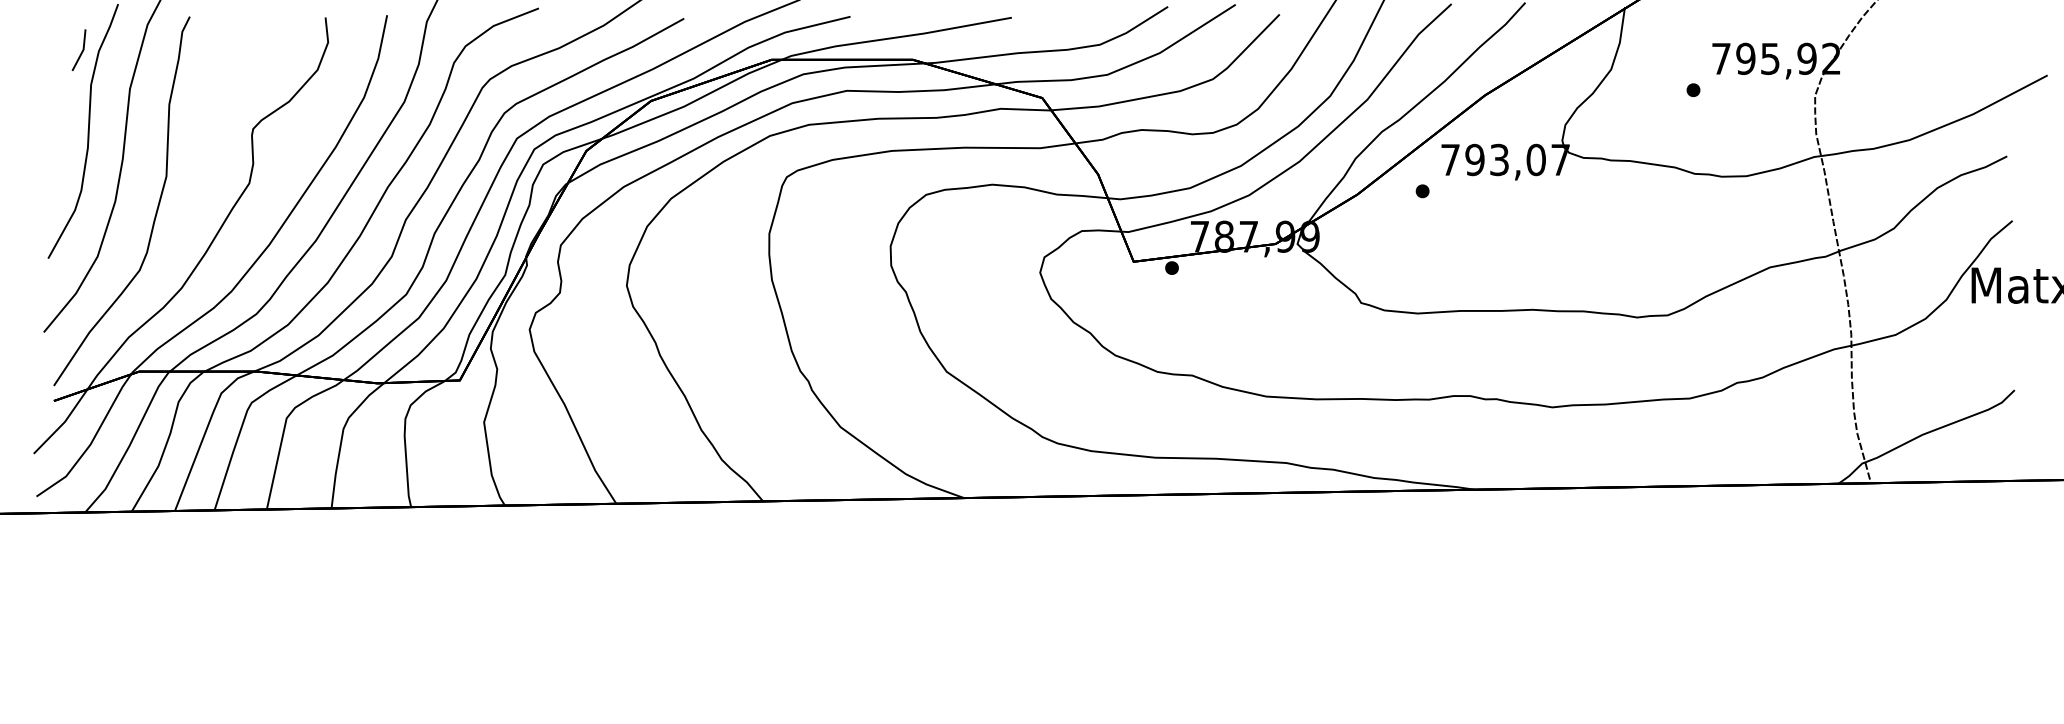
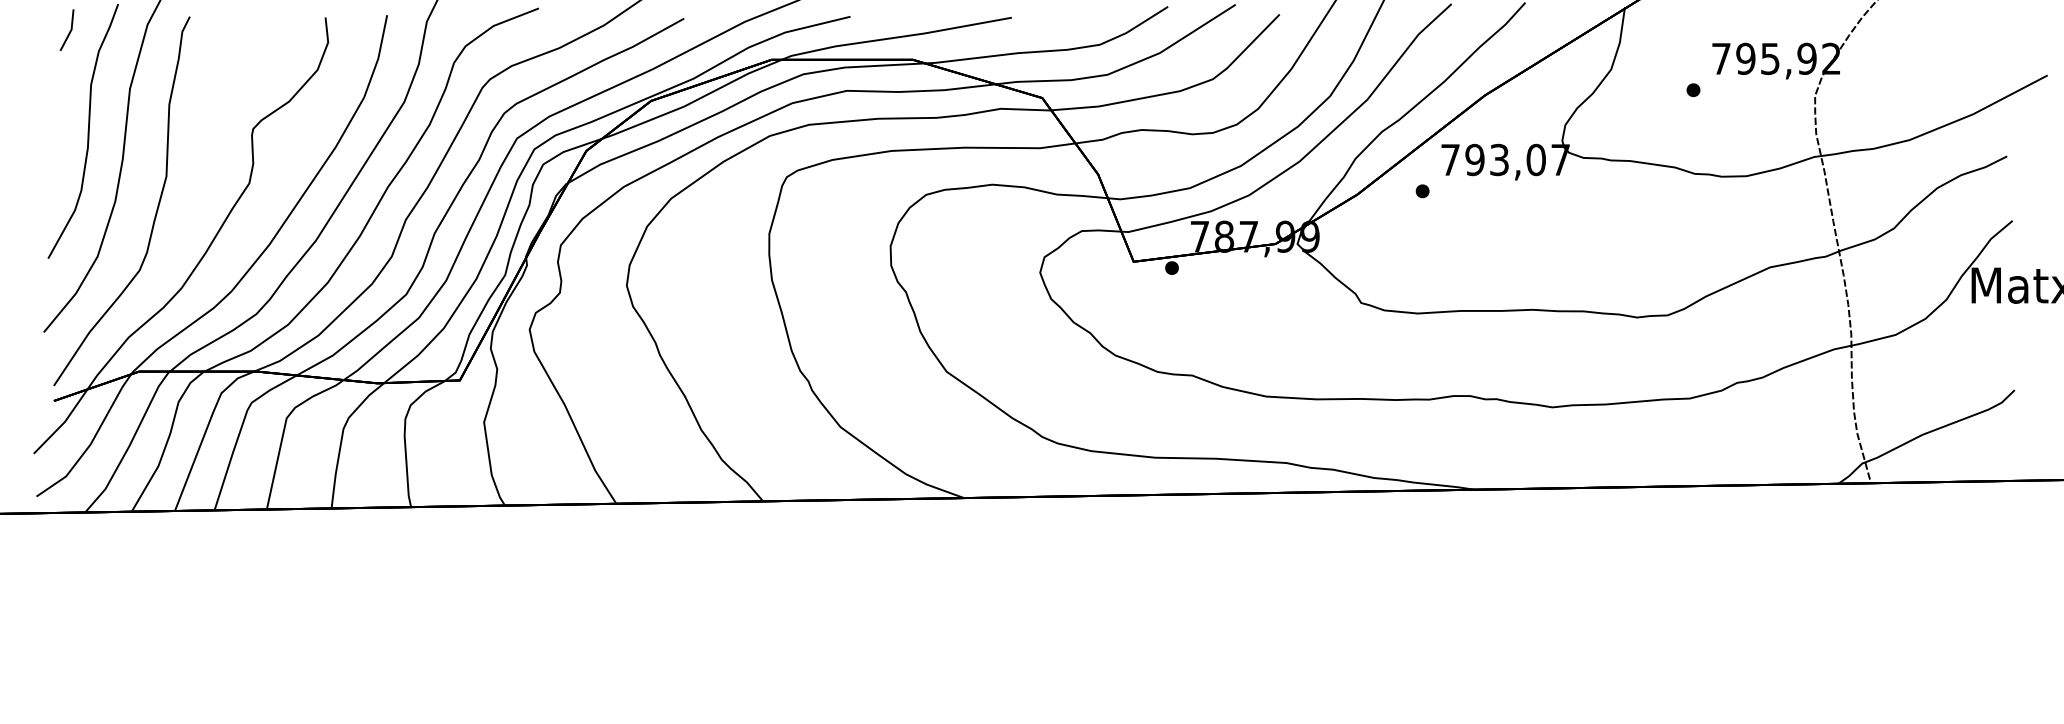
line position: (81, 51) -> (69, 31) (69, 31)
